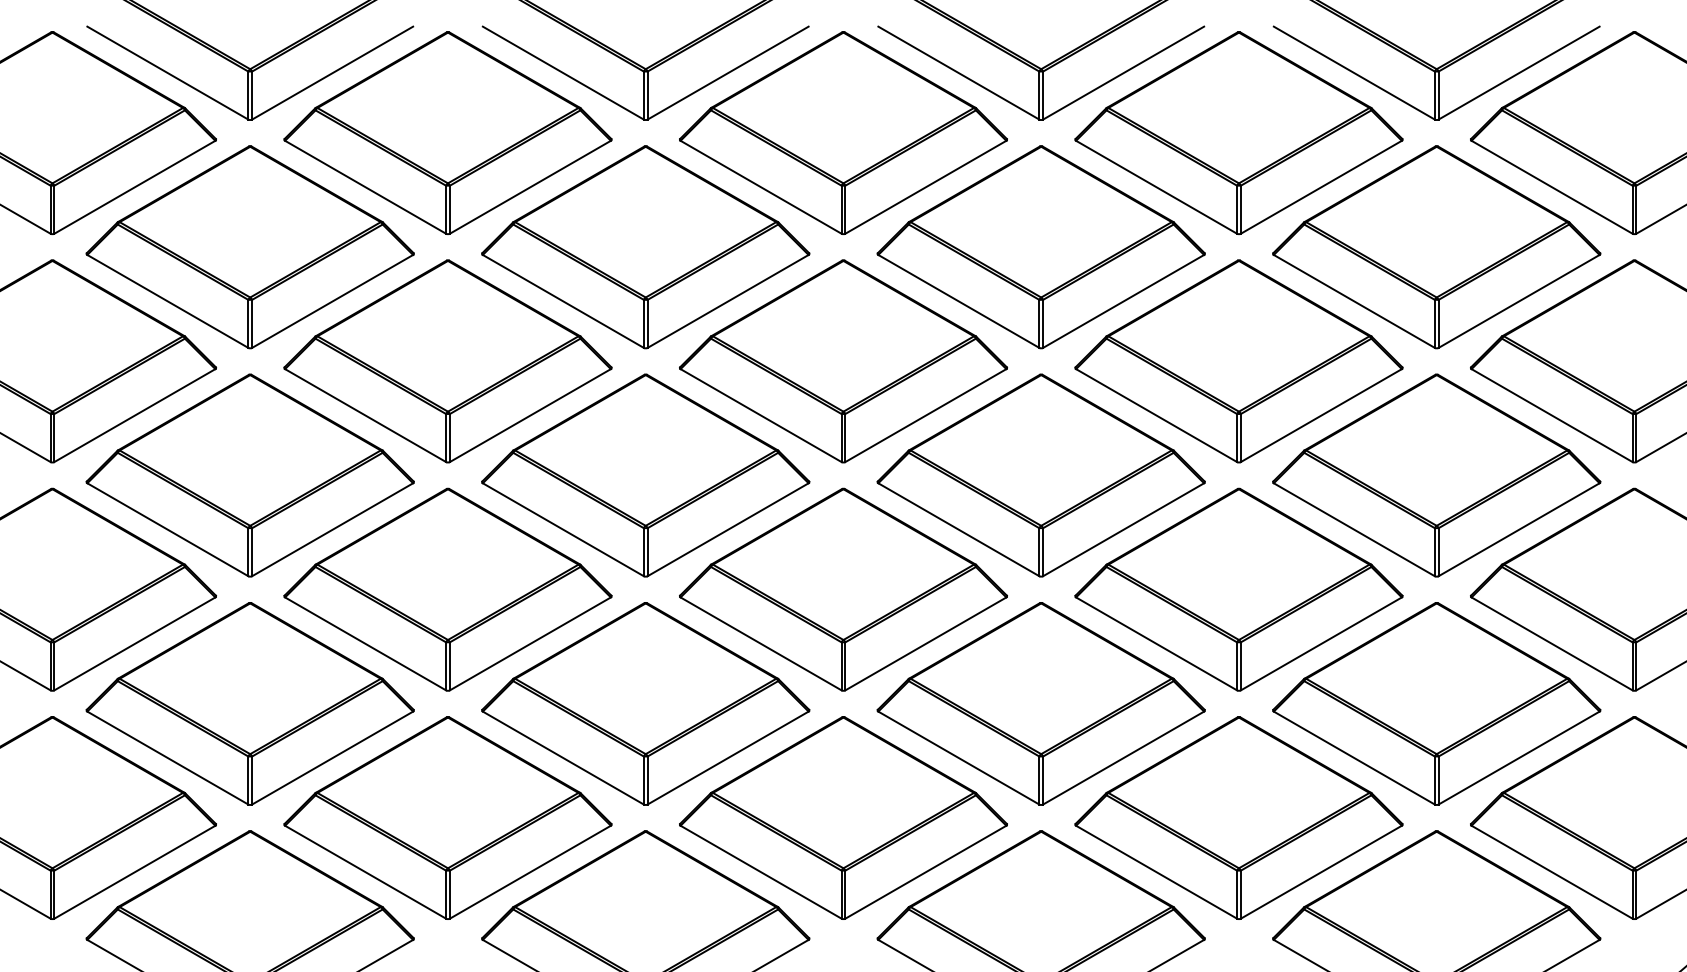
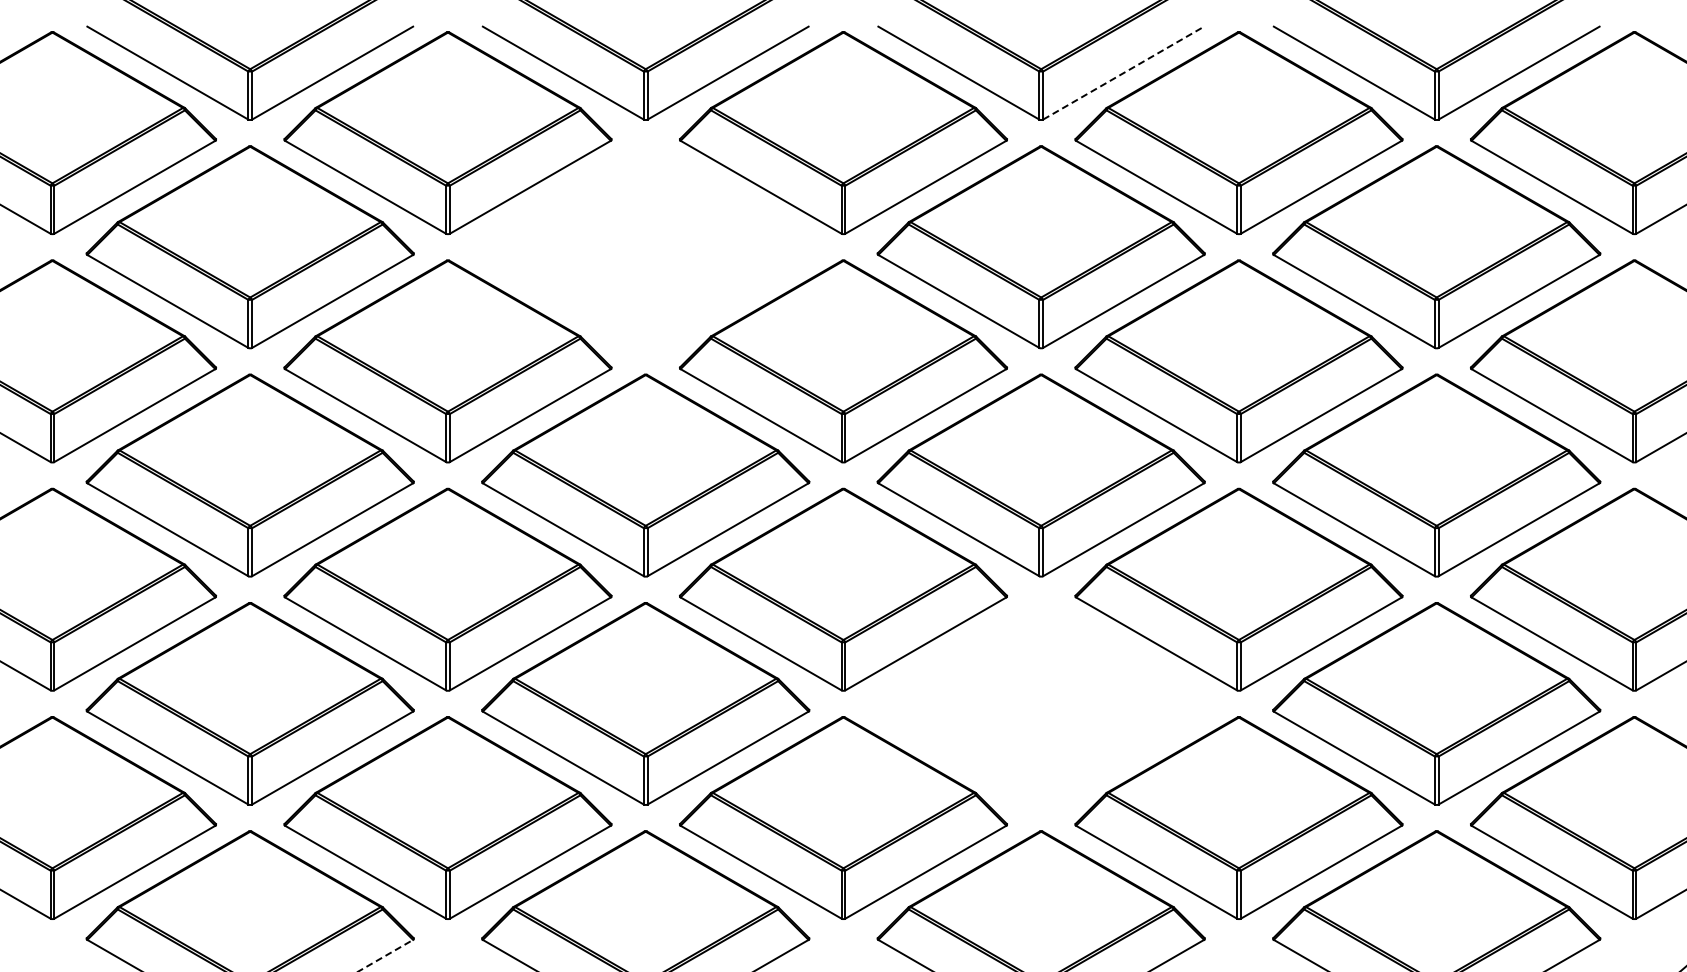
line: solid -> dashed (1123, 73)
part: present -> none (645, 247)
part: present -> none (1040, 703)
line: solid -> dashed (385, 955)
